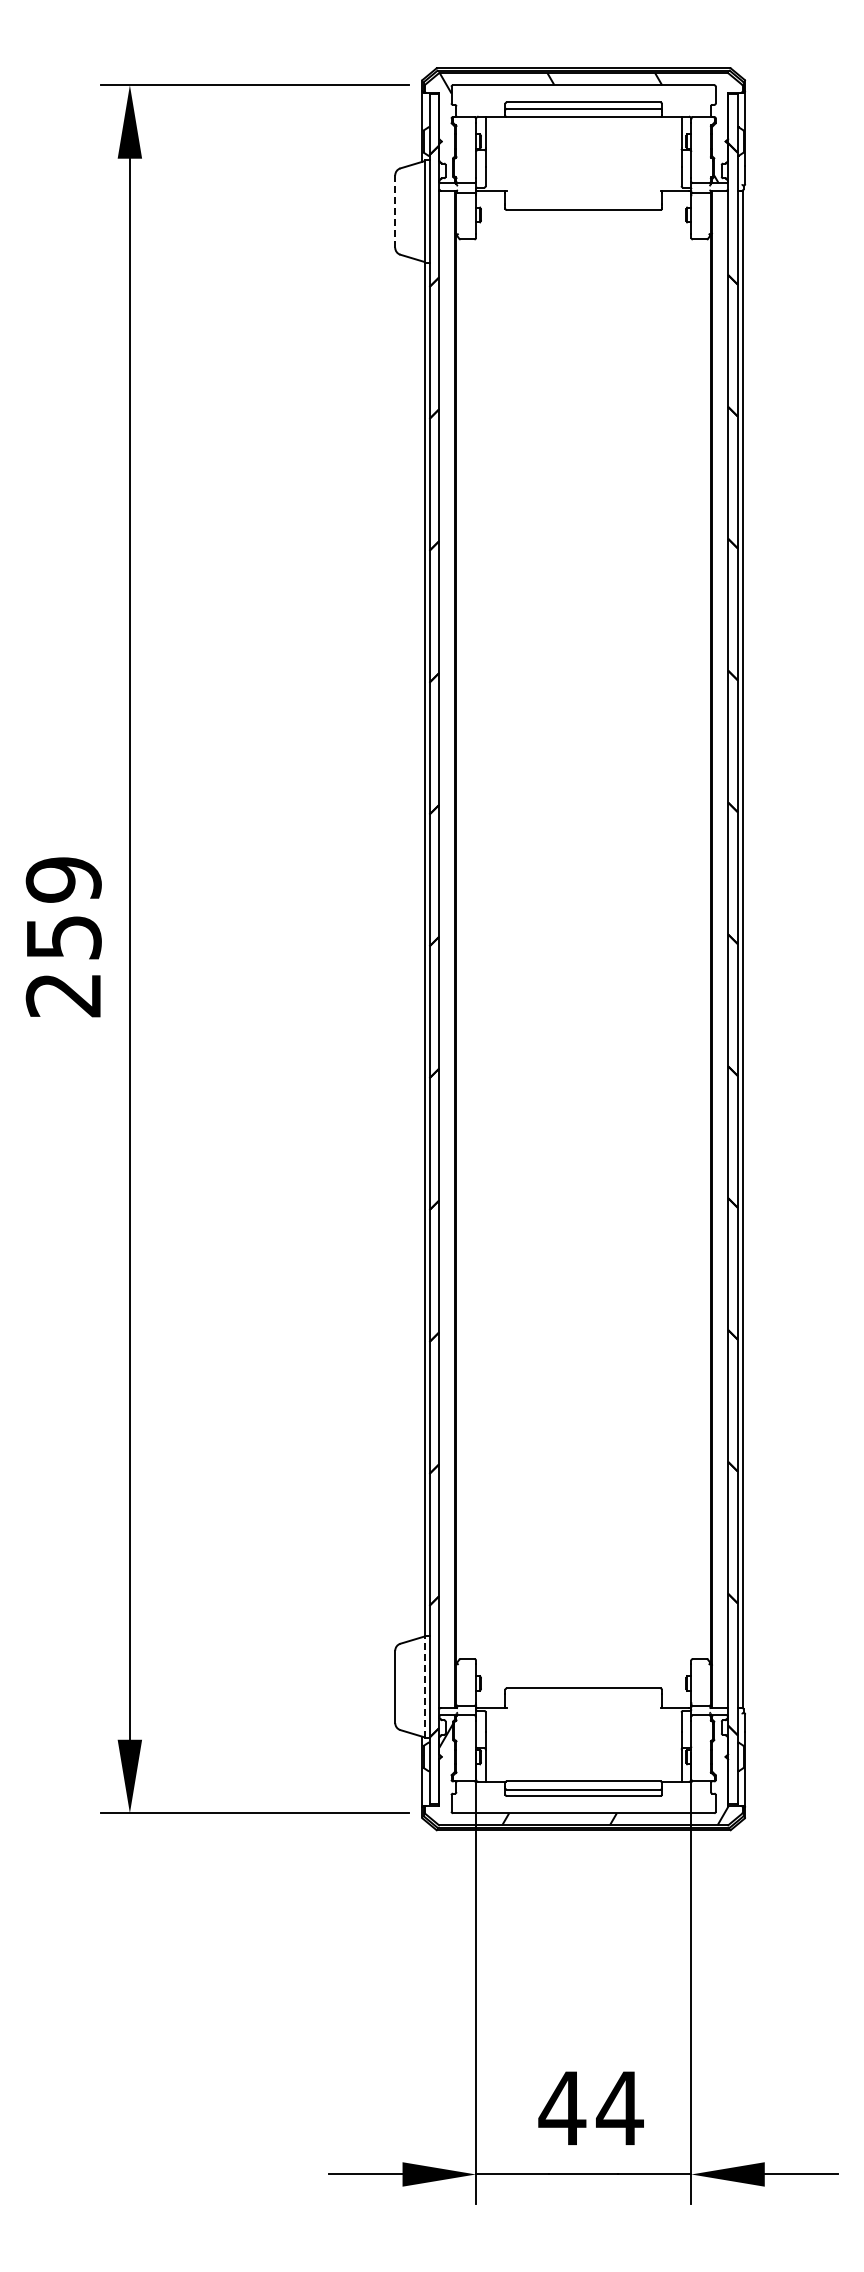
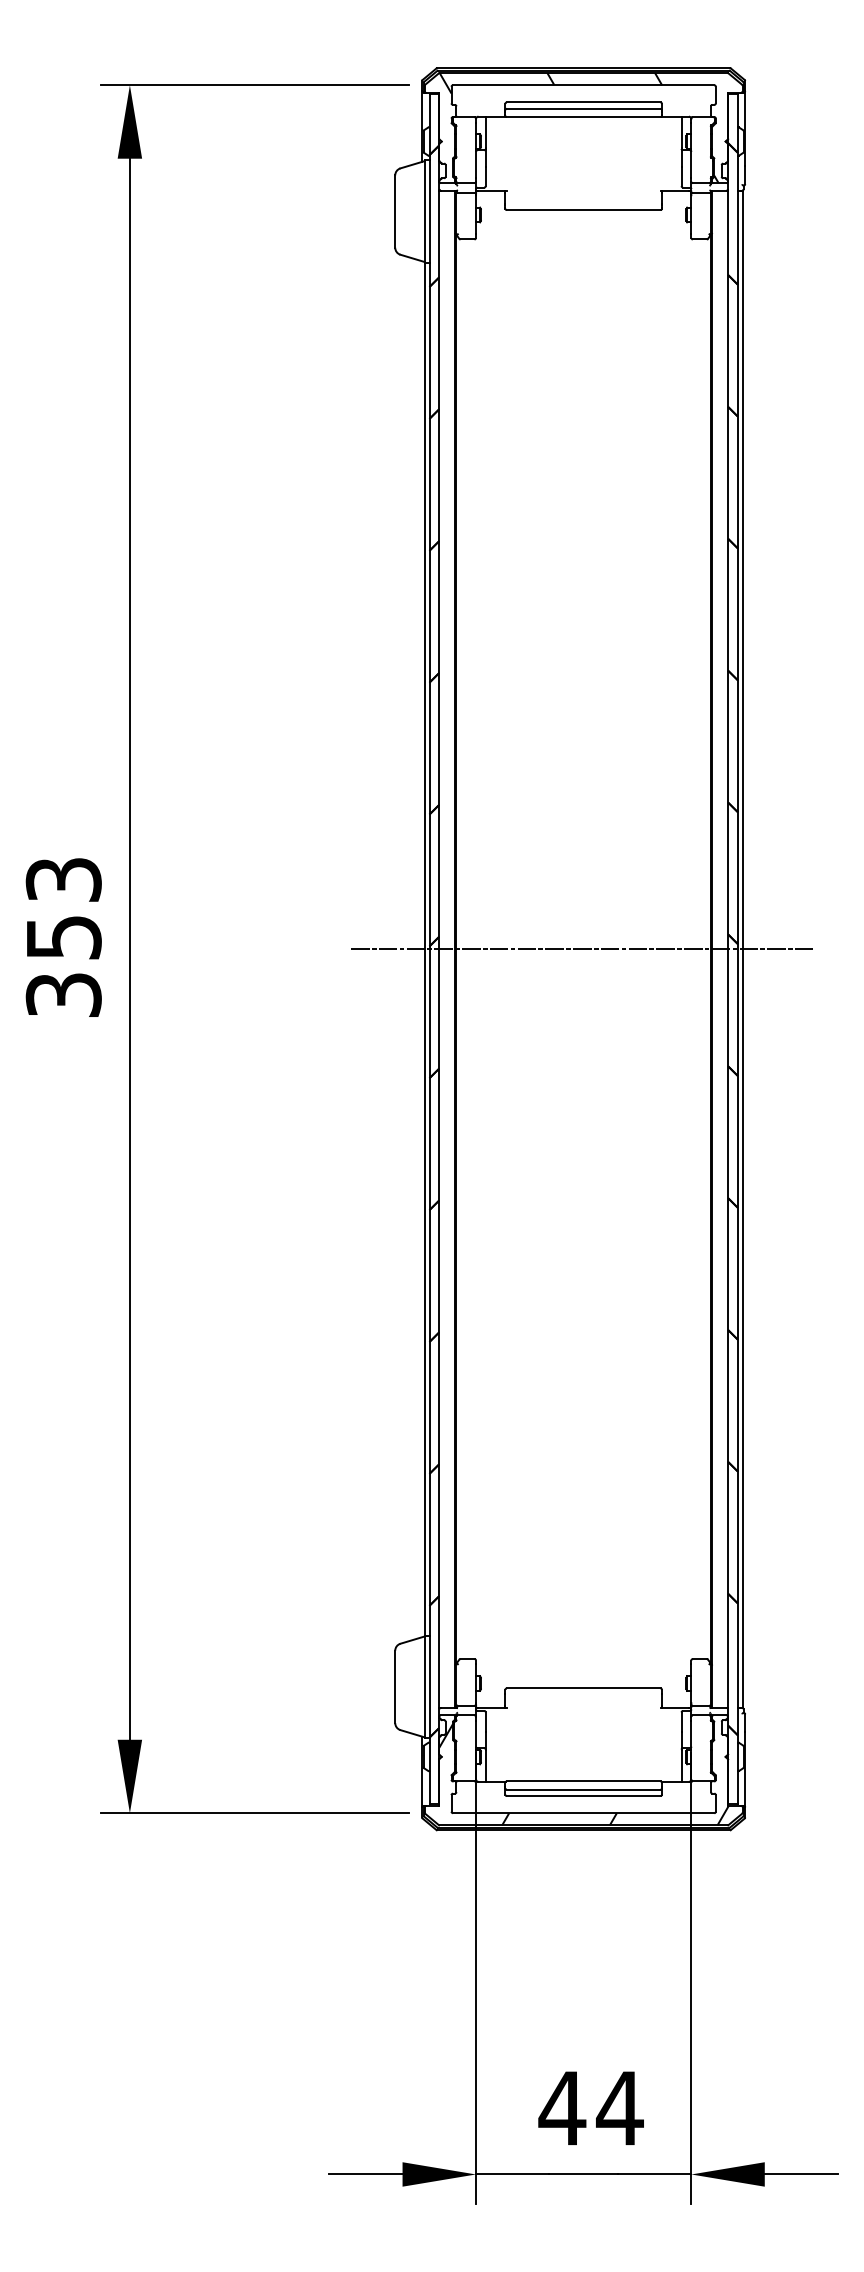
line: dashed -> solid (395, 211)
text: 259 -> 353 (63, 937)
line: none -> present (583, 949)
line: dashed -> solid (424, 1686)
